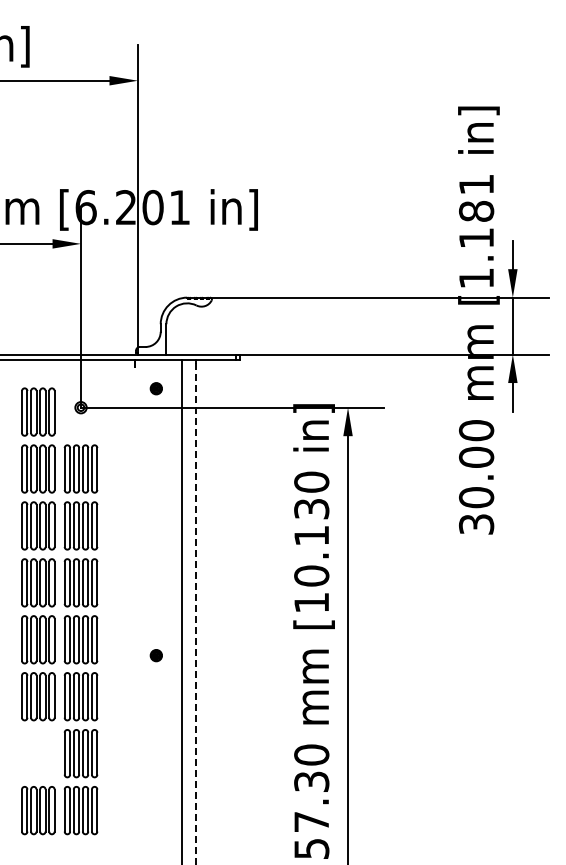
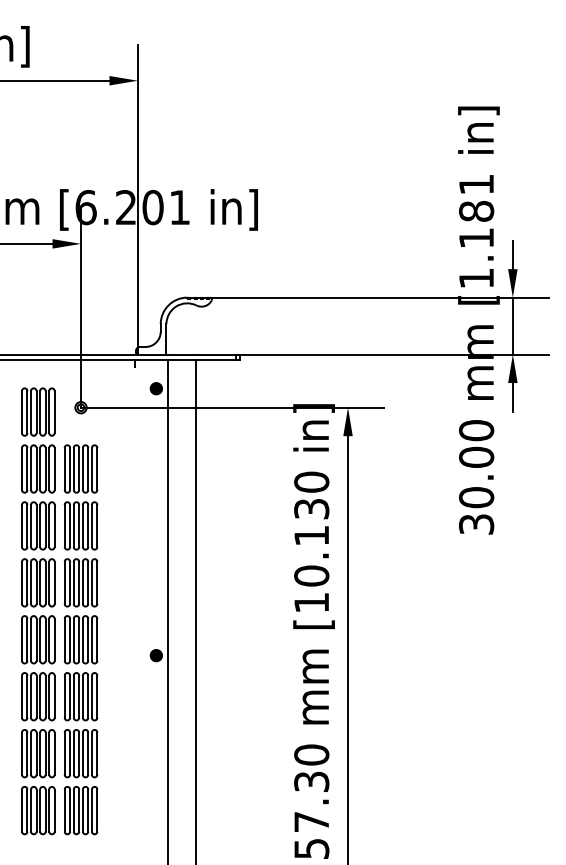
line position: (181, 610) -> (167, 610) (167, 610)
line: dashed -> solid (195, 613)
part: none -> present (38, 753)
